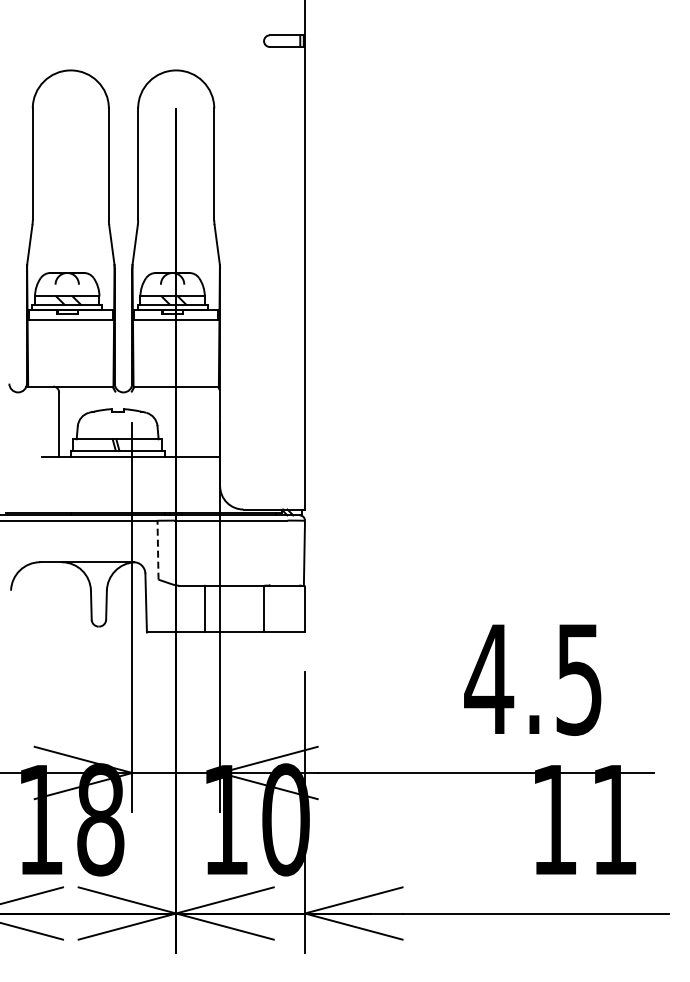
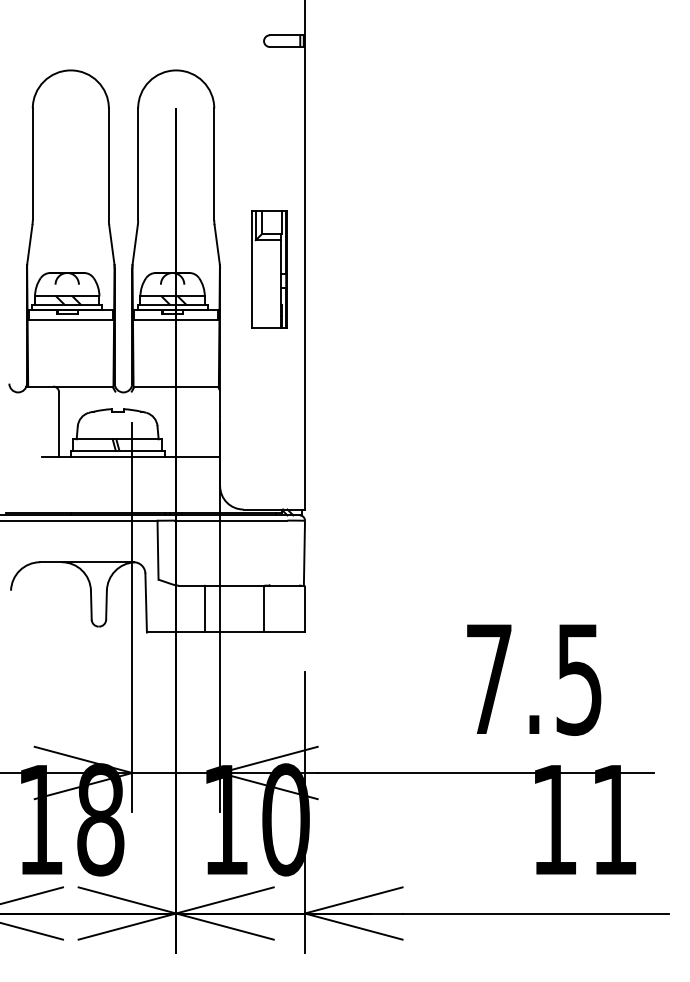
part: none -> present (269, 269)
line: dashed -> solid (158, 549)
text: 4.5 -> 7.5 (489, 678)
